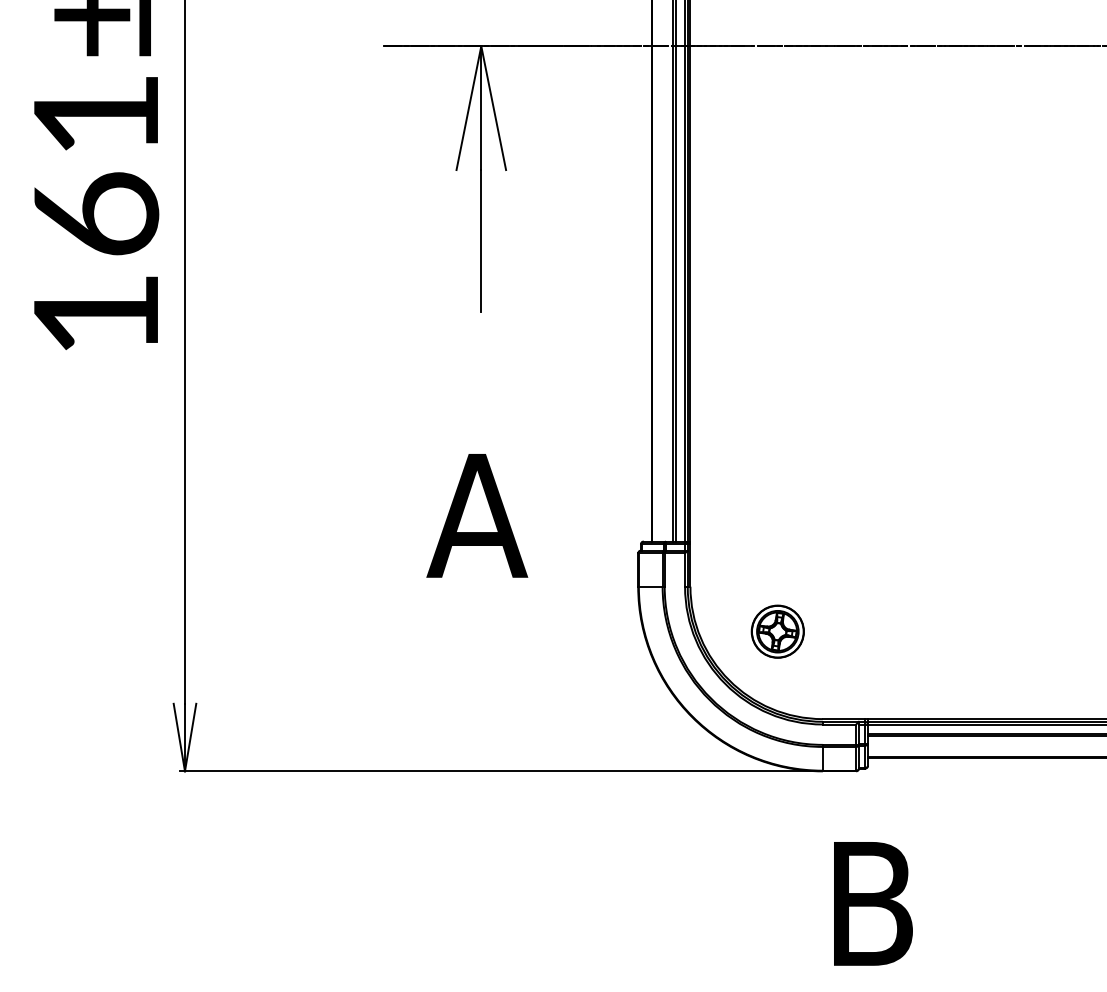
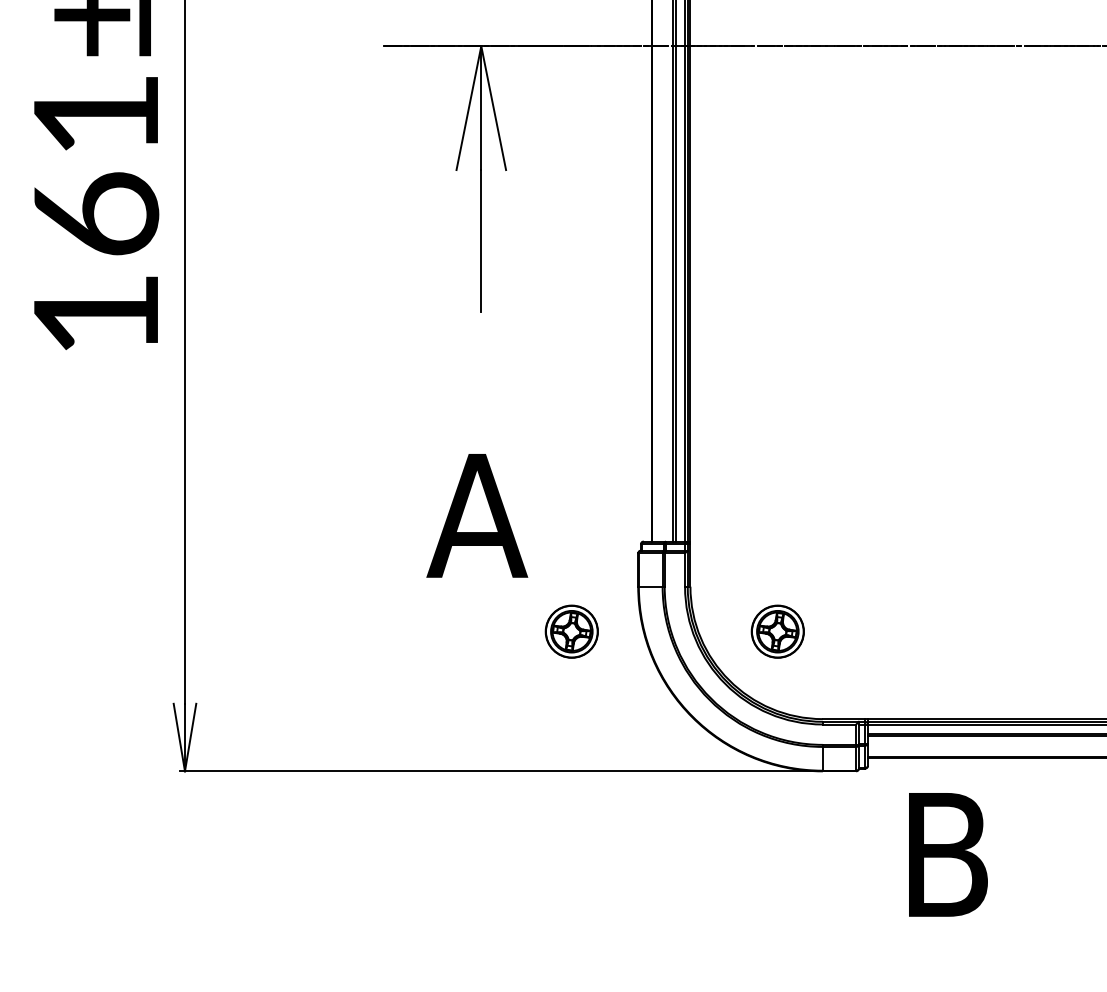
part: none -> present (571, 631)
text position: (873, 903) -> (948, 854) (948, 854)
